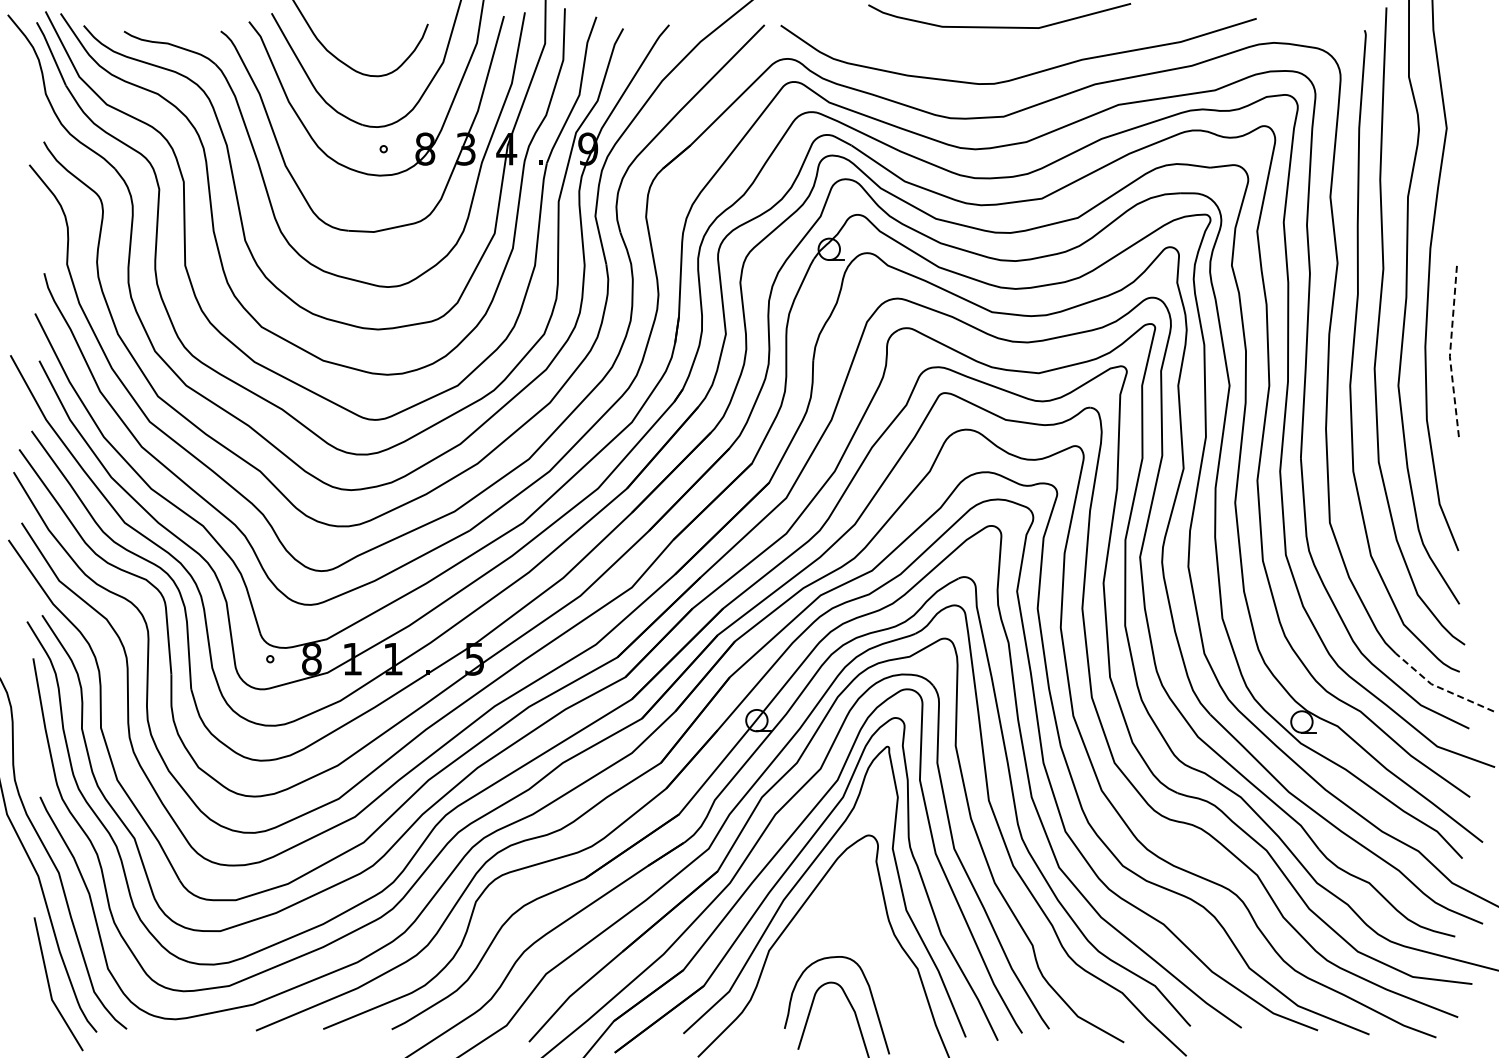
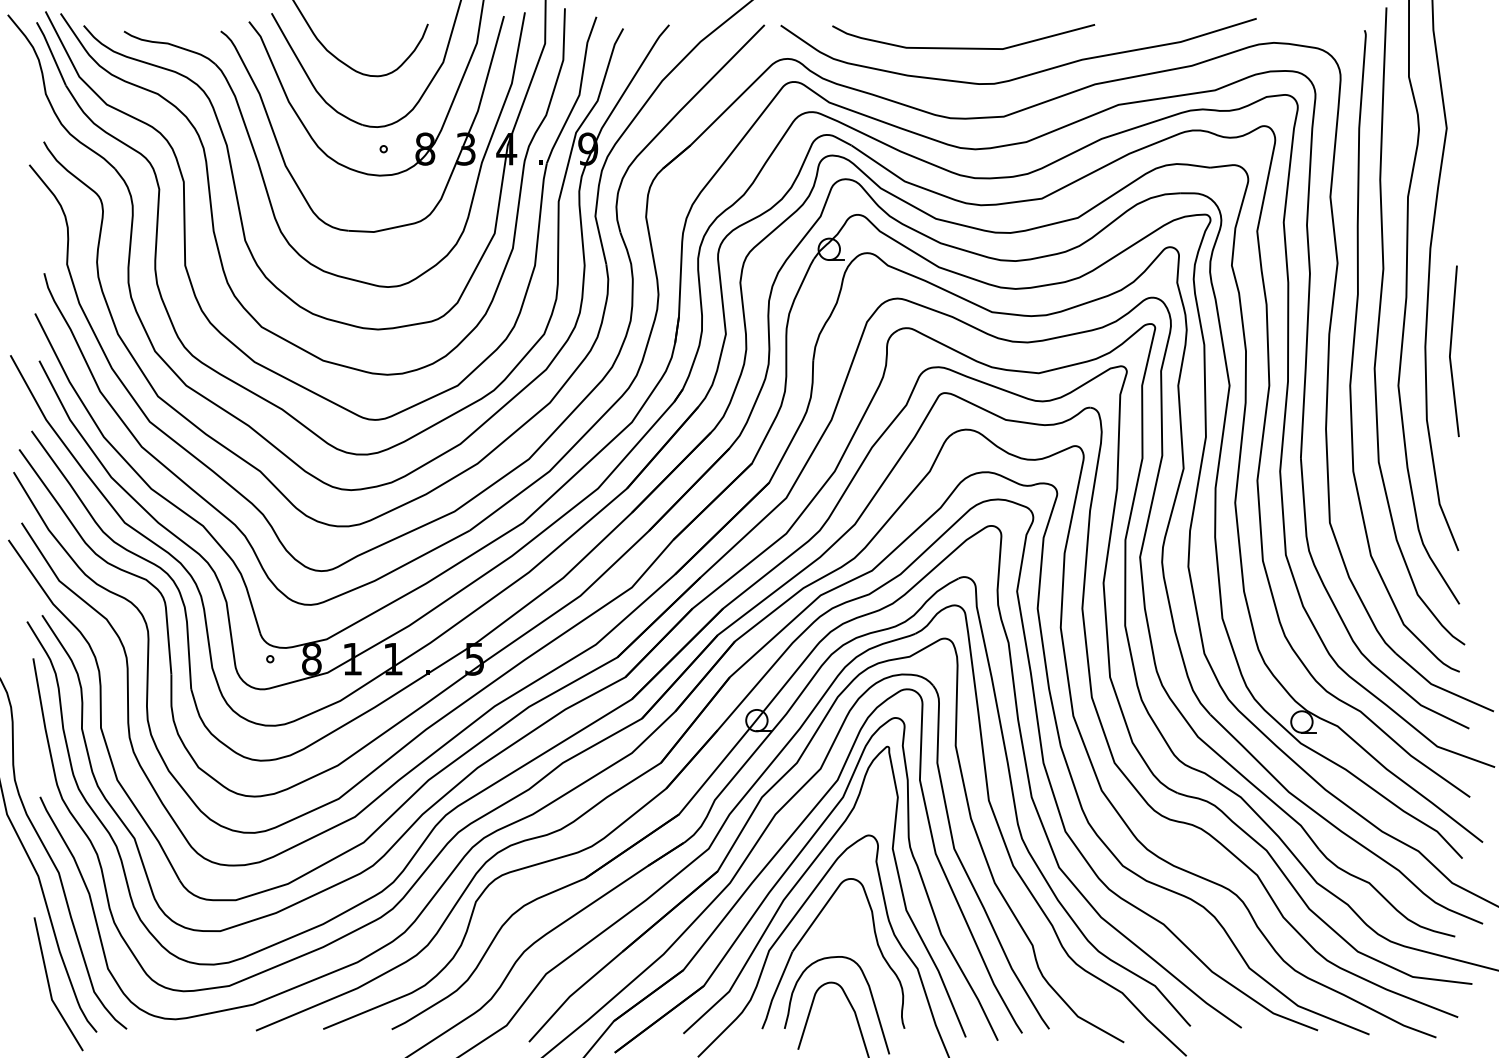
curve position: (999, 26) -> (963, 47) (963, 47)
line: dashed -> solid (1450, 351)
line: dashed -> solid (1440, 688)
part: none -> present (805, 935)
